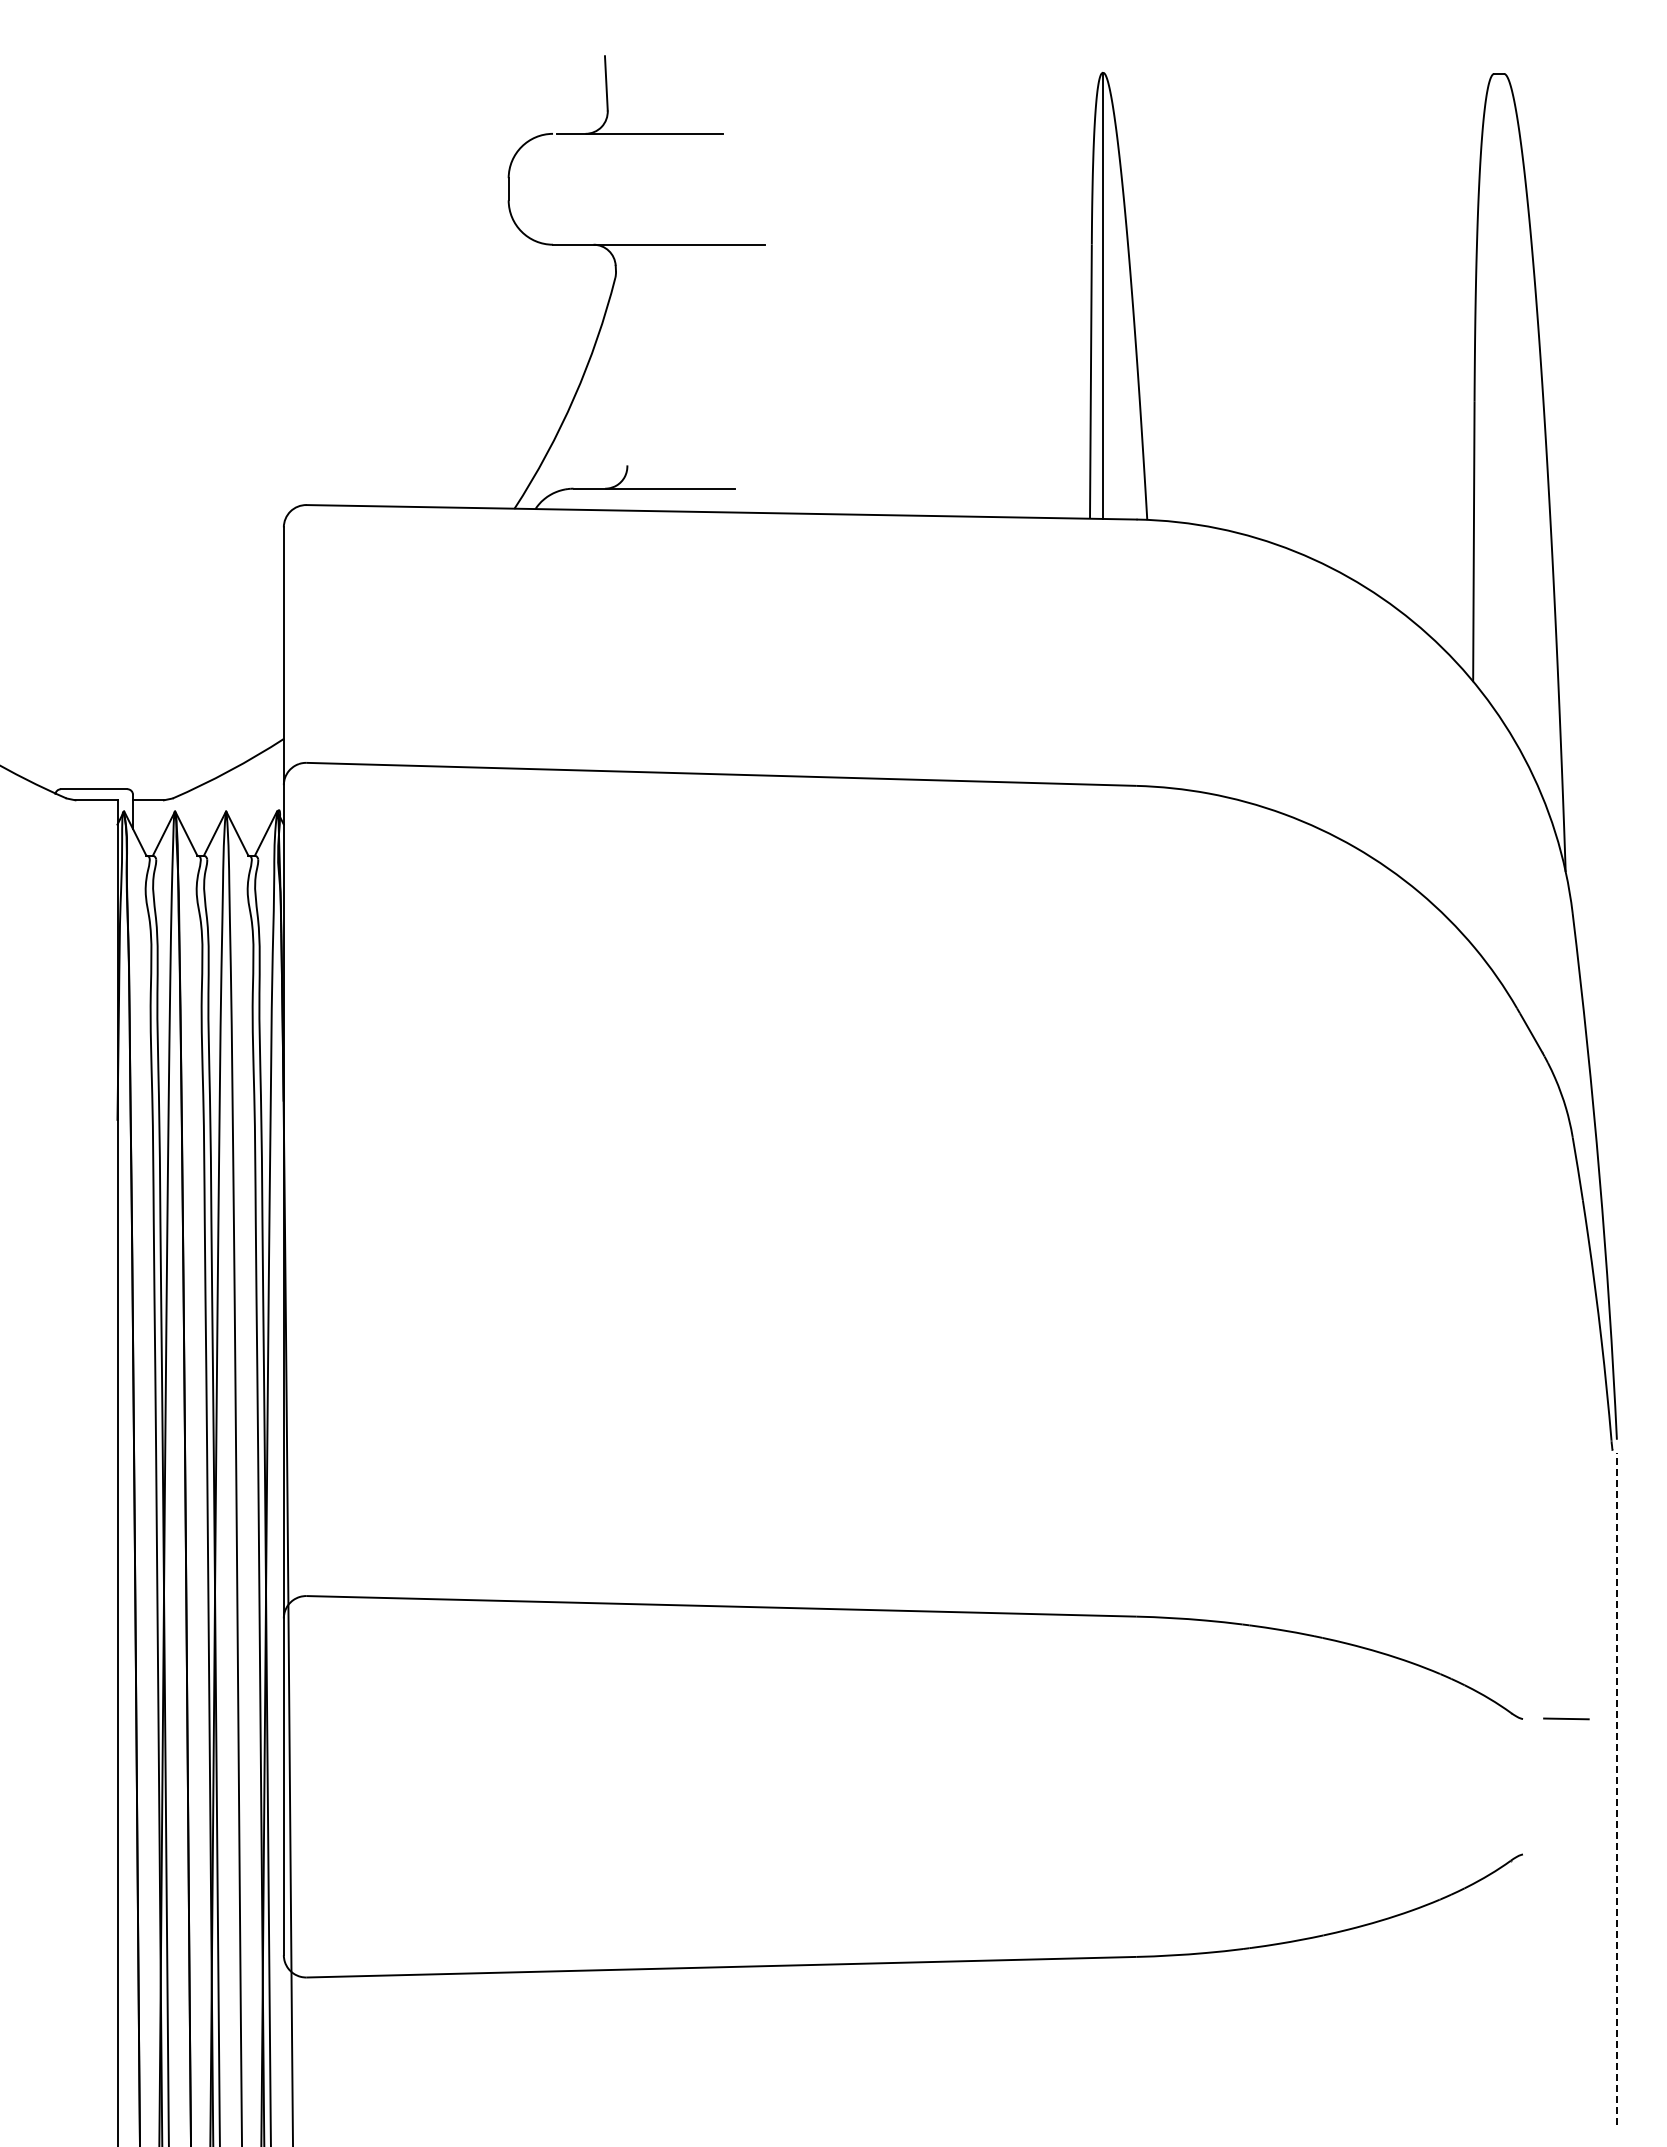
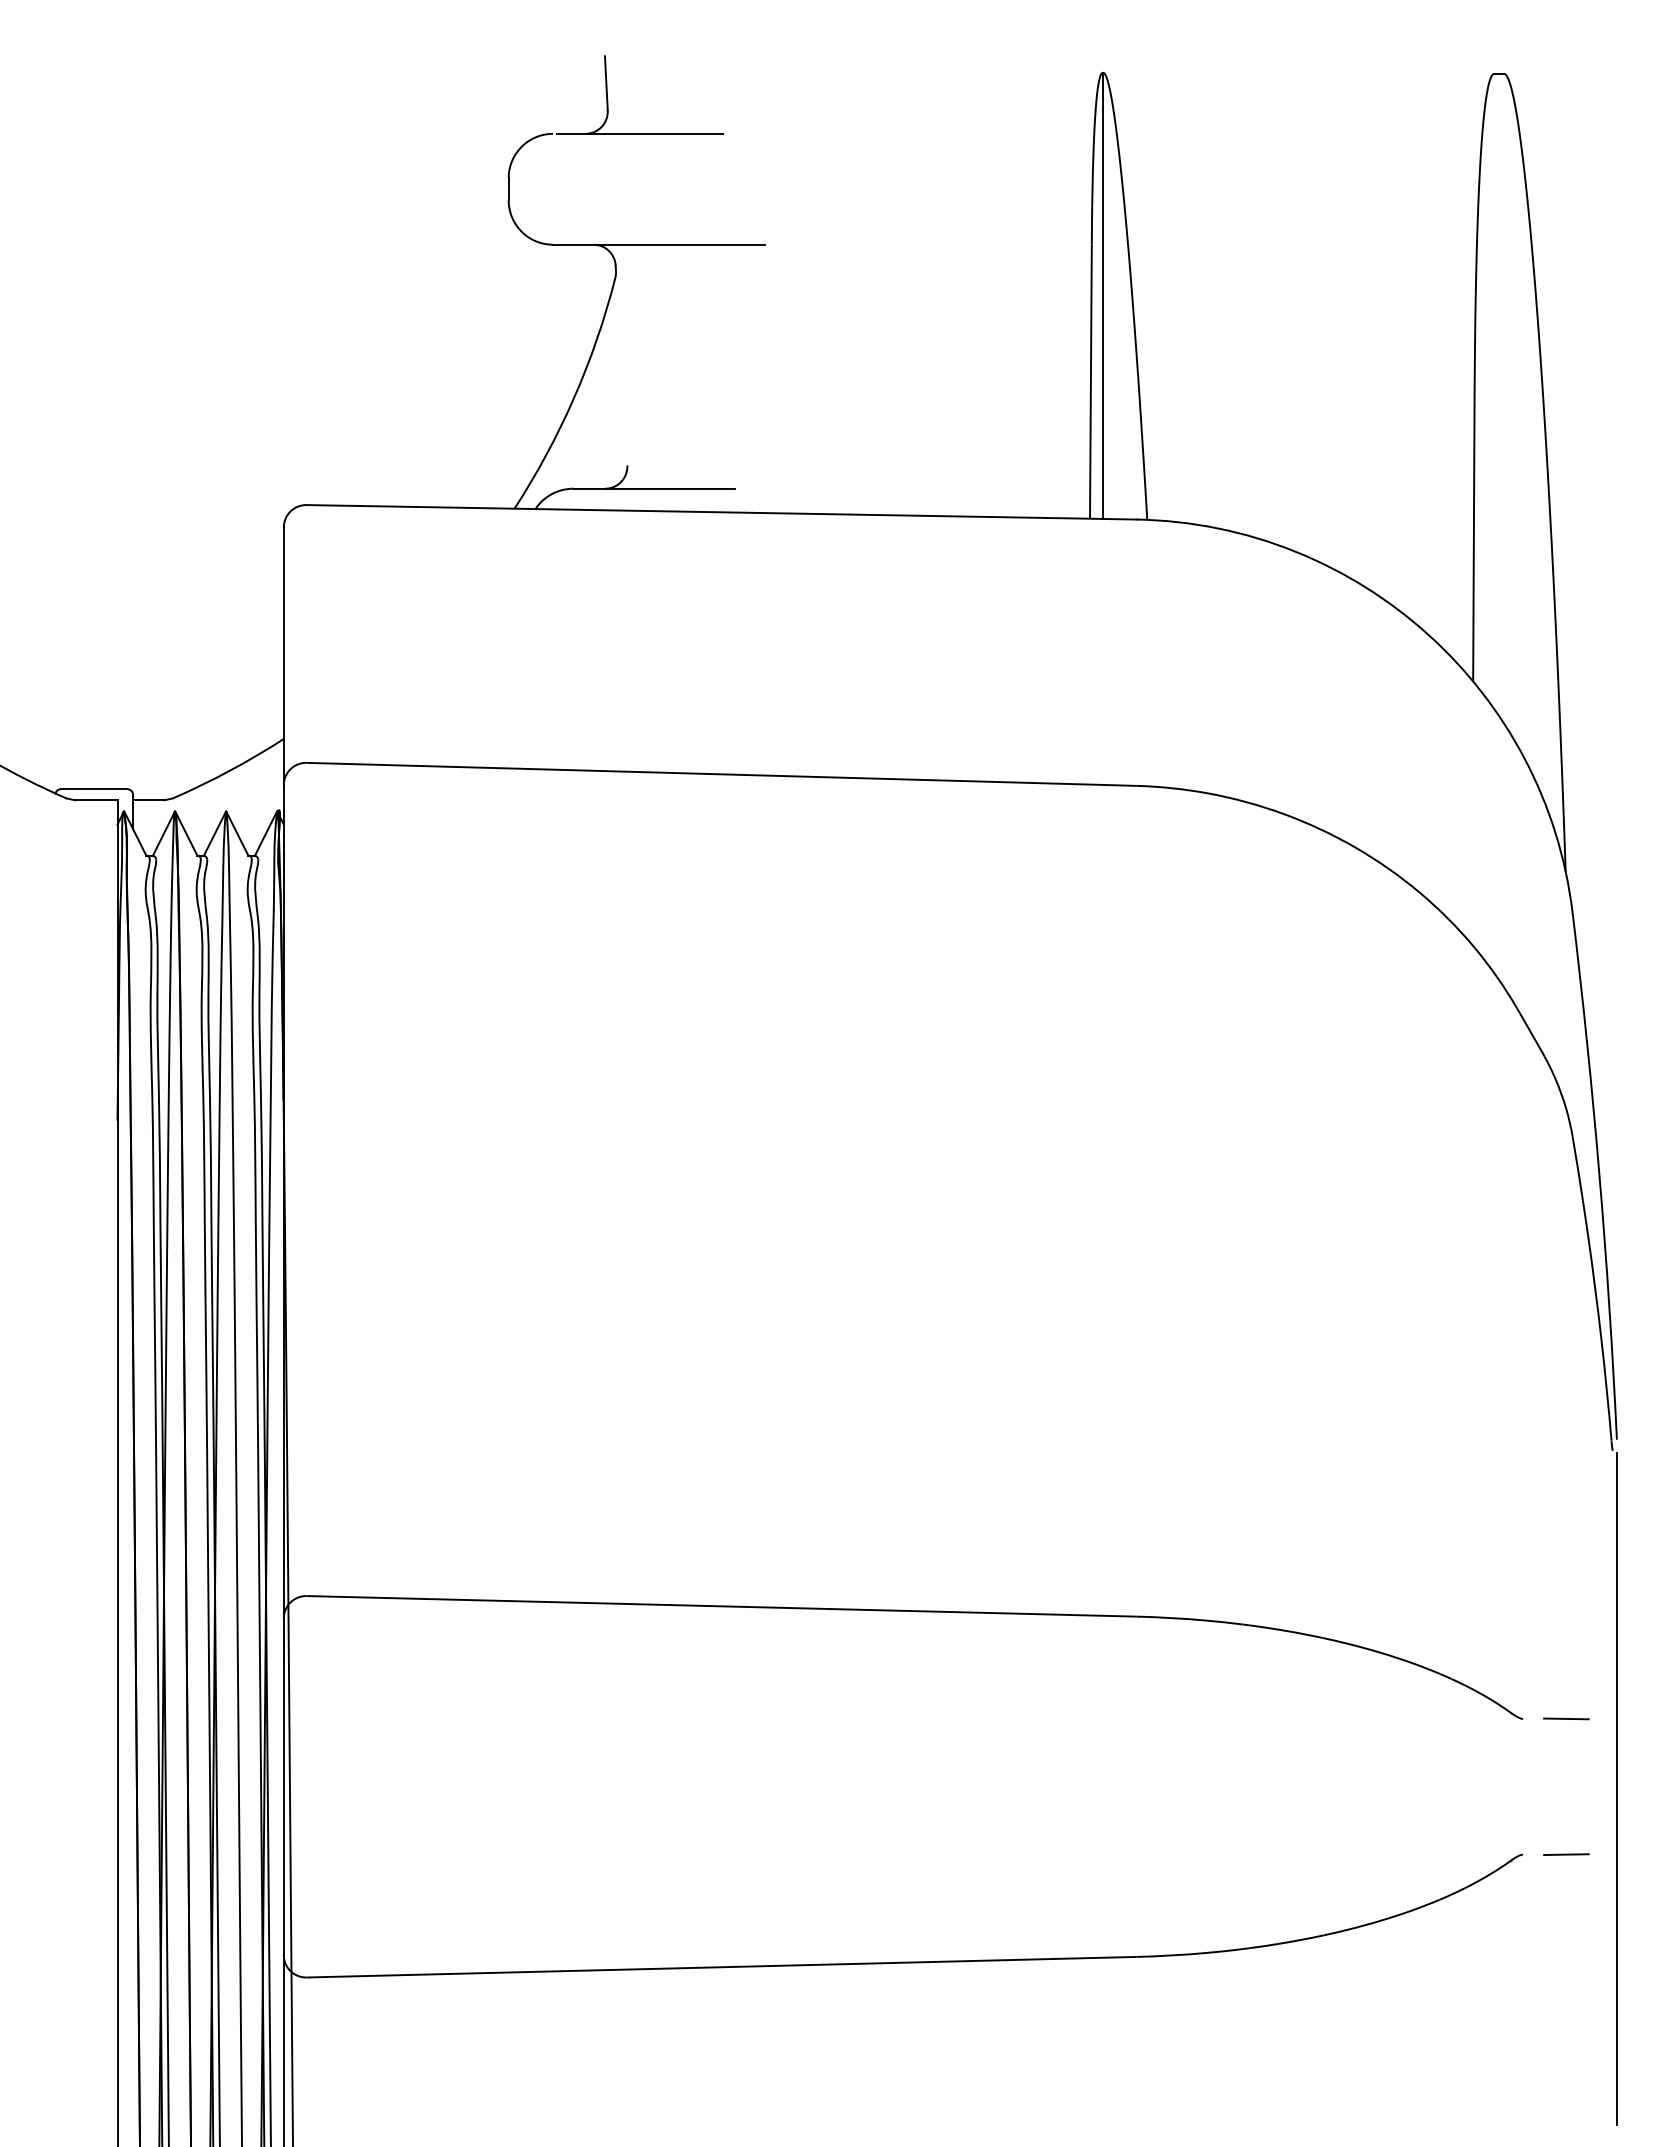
line: dashed -> solid (1616, 1789)
line: none -> present (1566, 1854)
line: none -> present (283, 2051)
